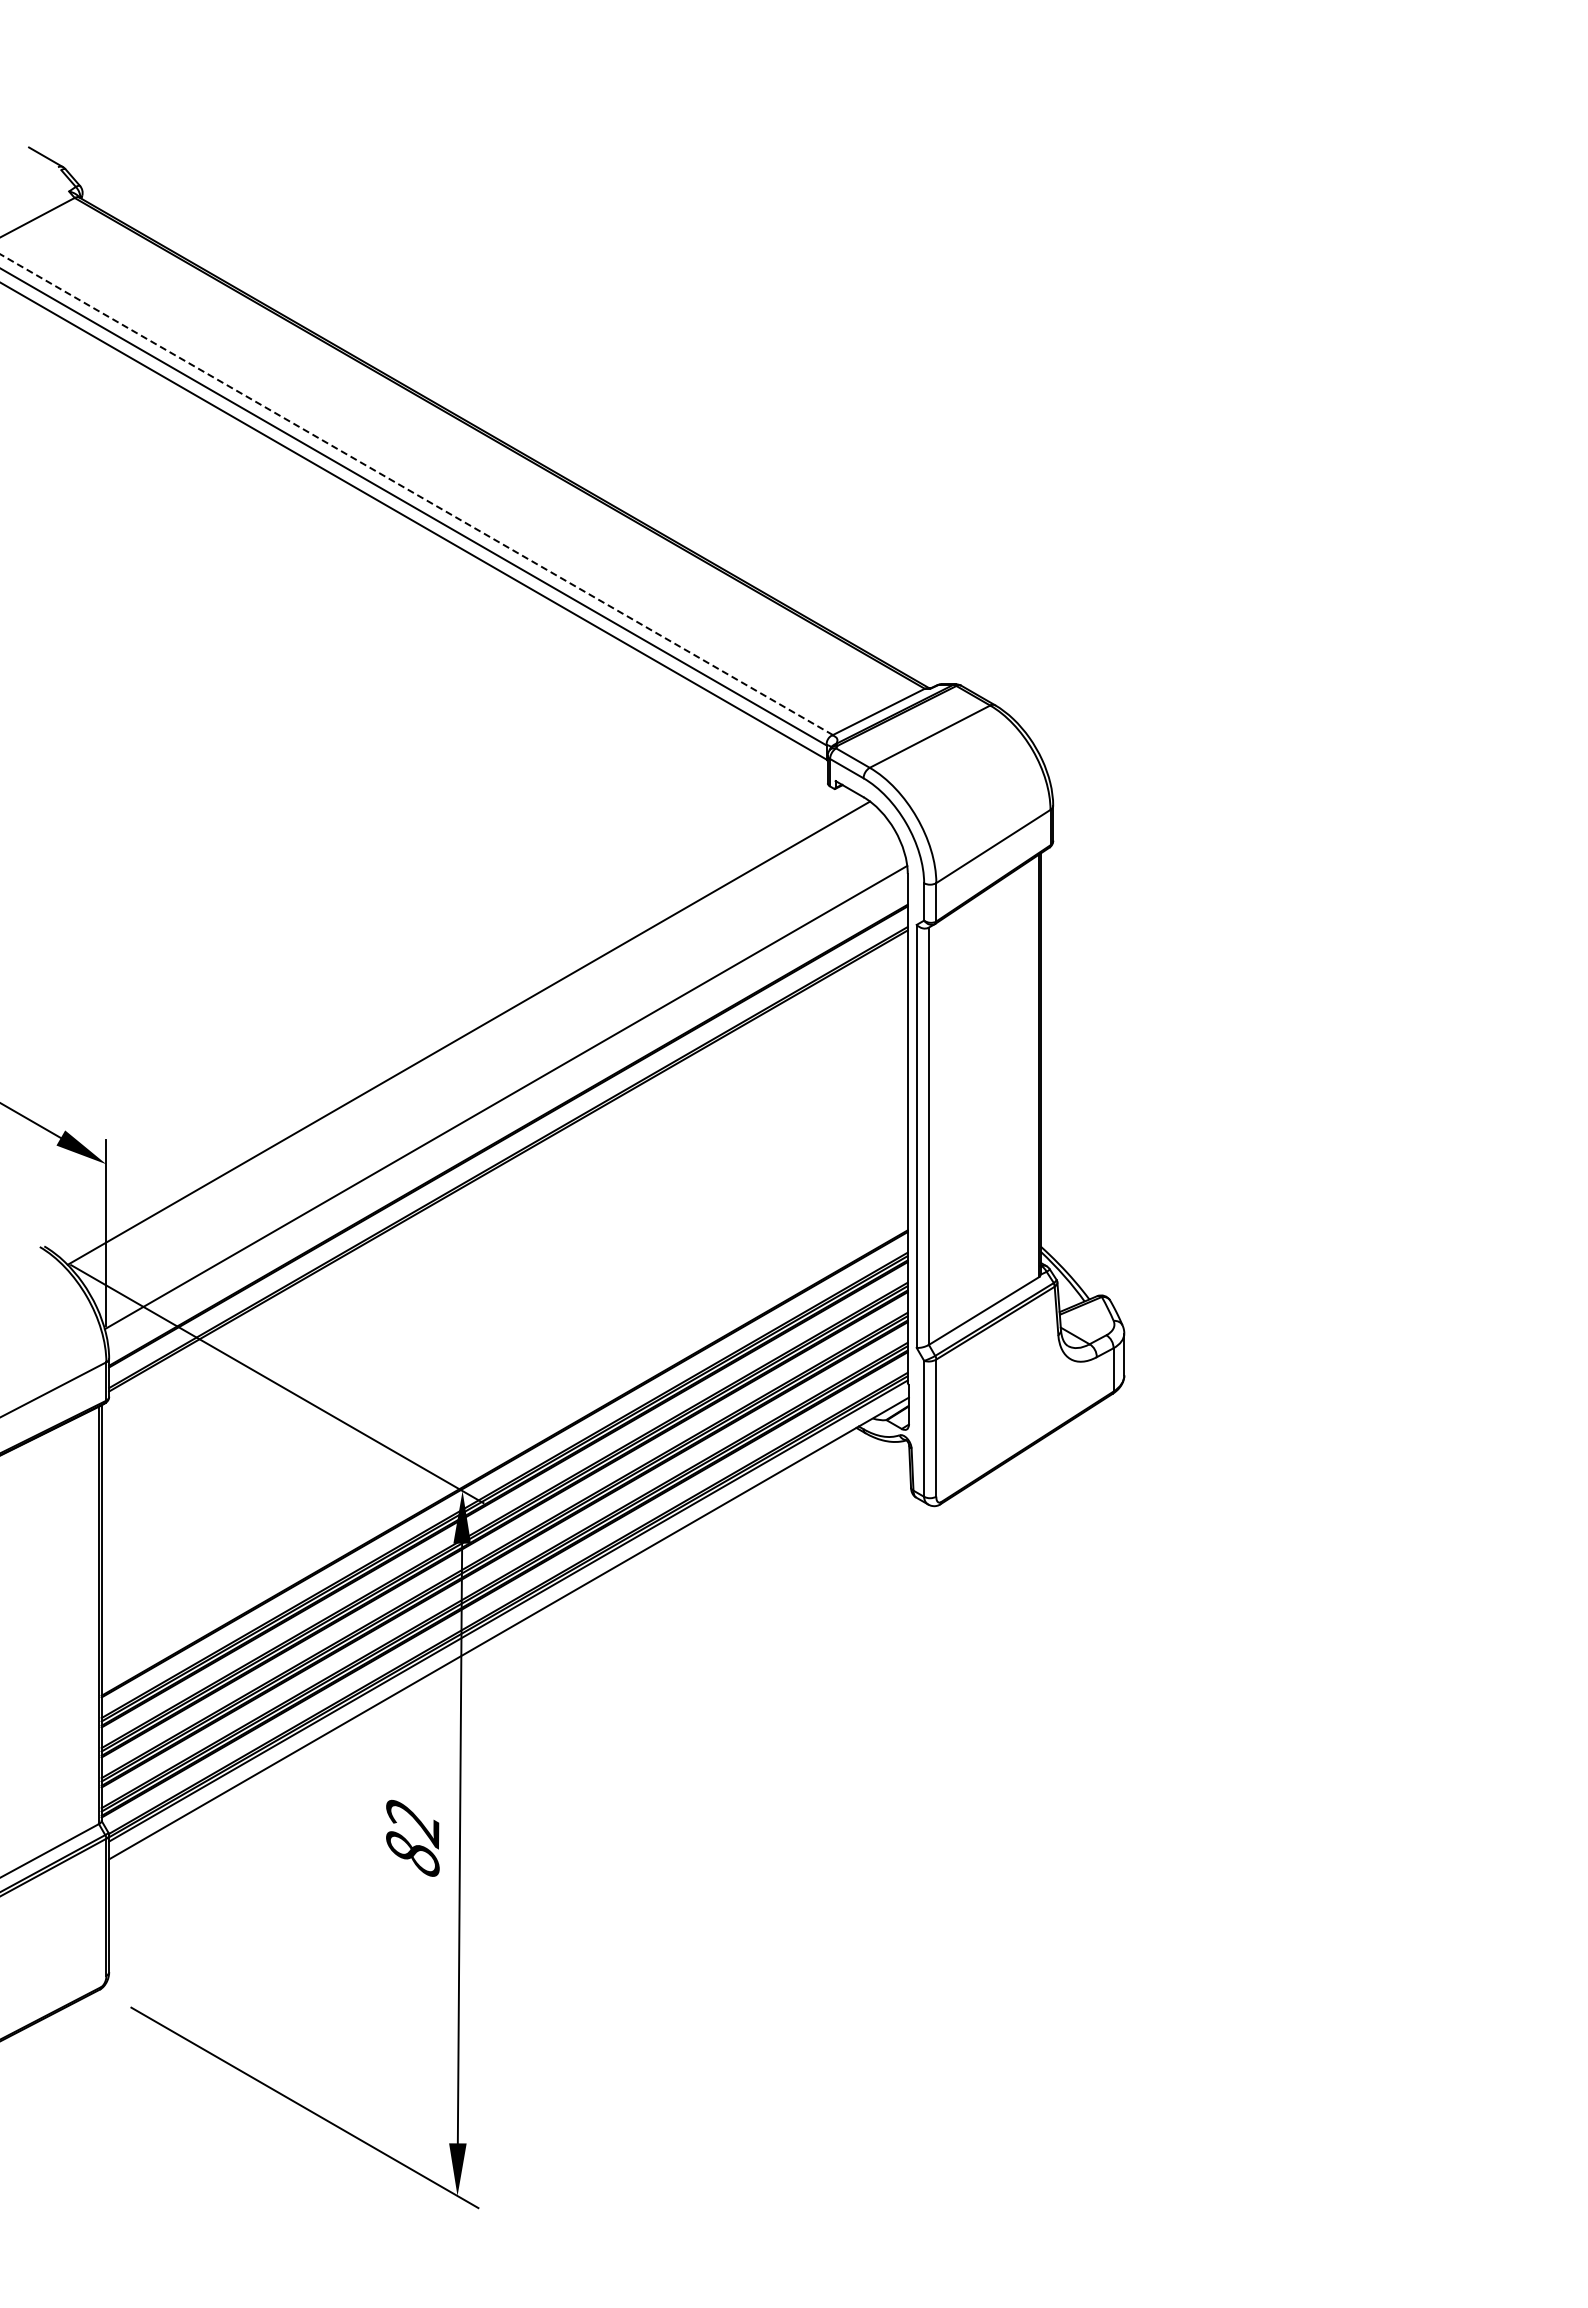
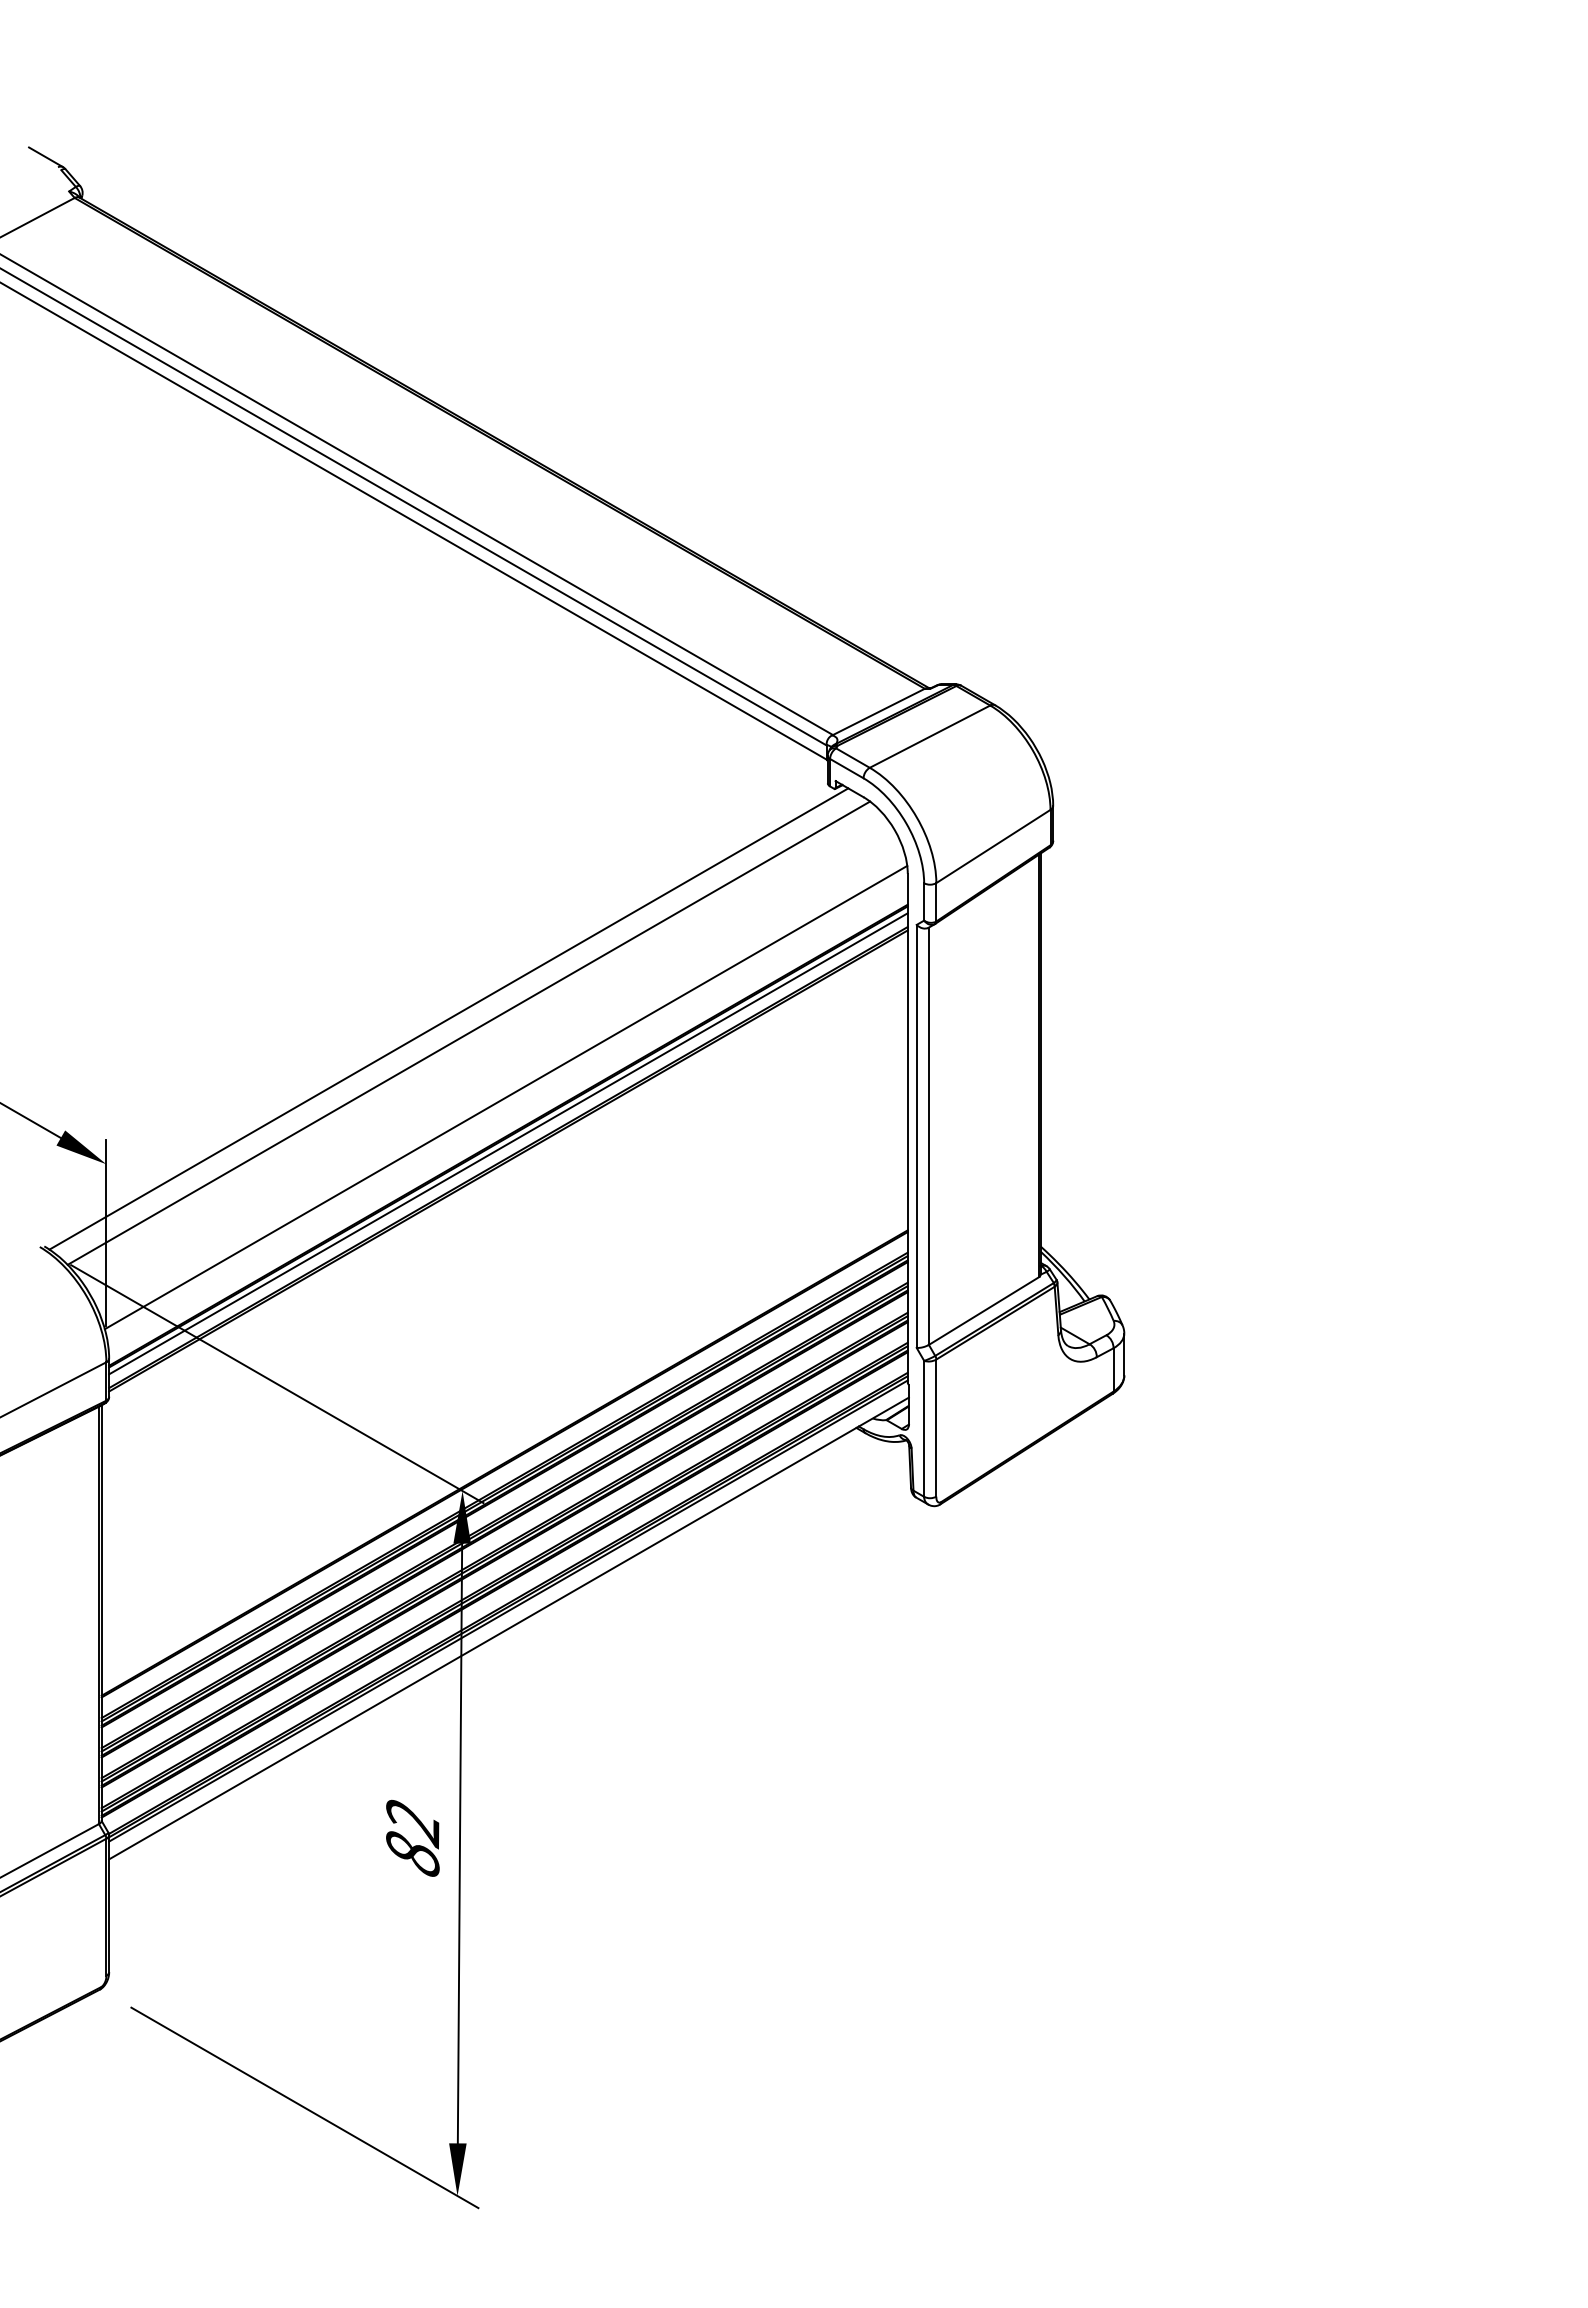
line: dashed -> solid (416, 494)
line: none -> present (448, 1018)
line: none -> present (508, 1143)
